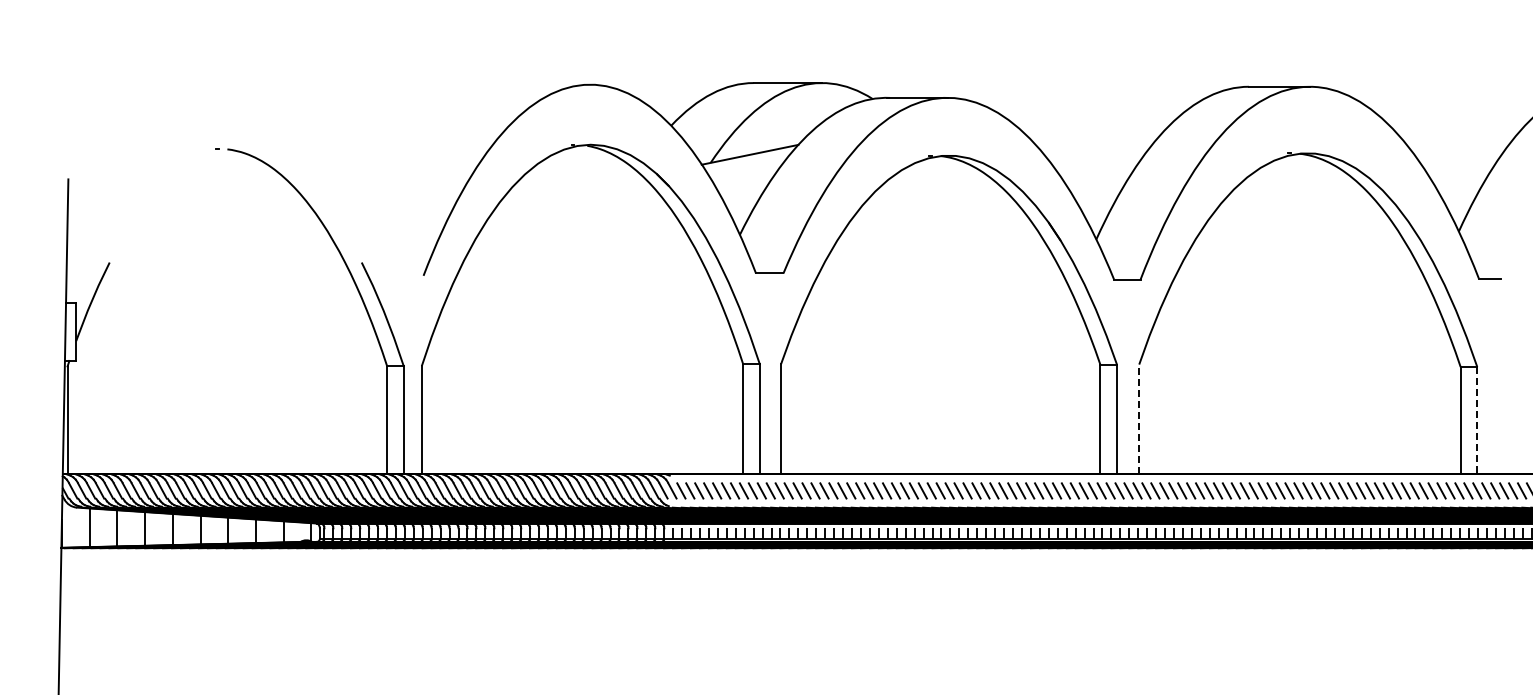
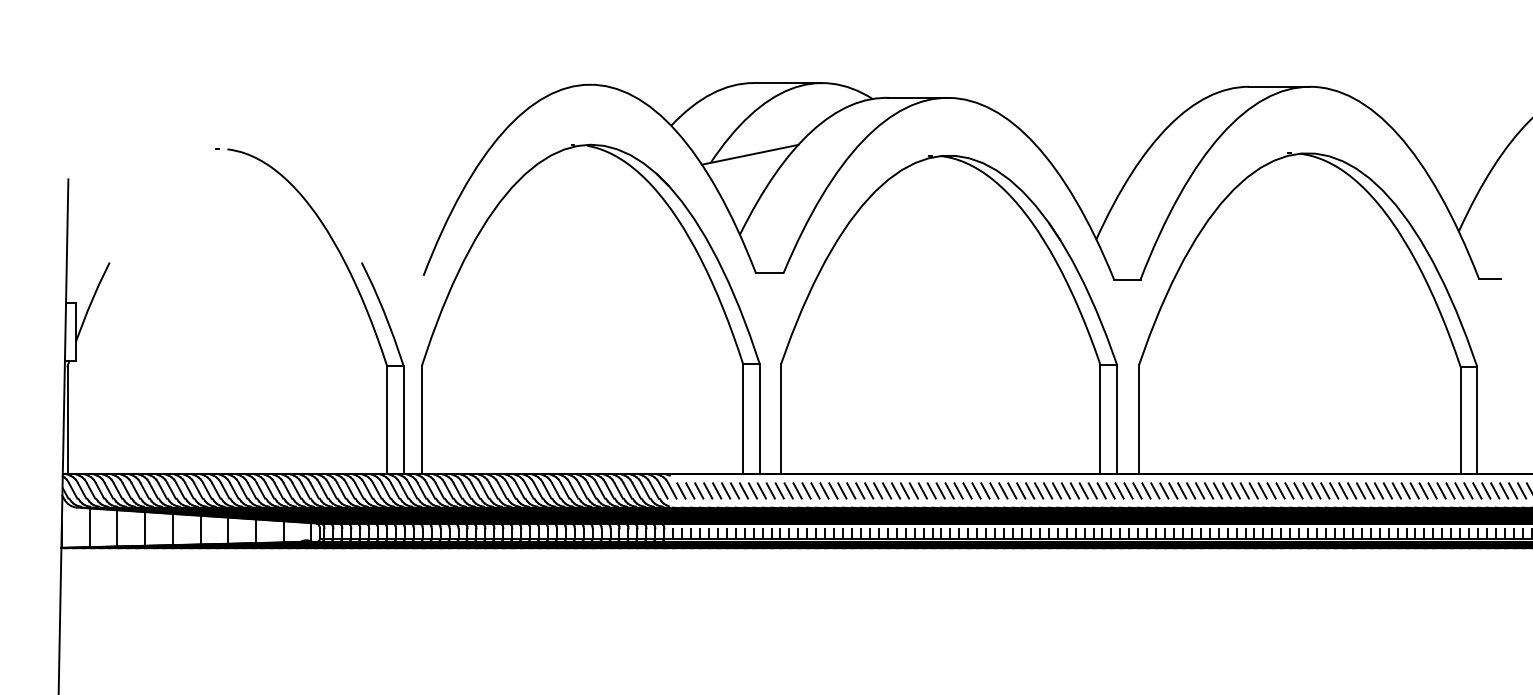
line: dashed -> solid (1139, 419)
line: dashed -> solid (1477, 420)
